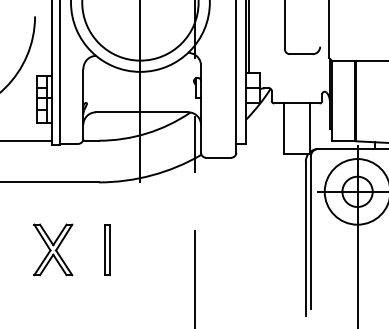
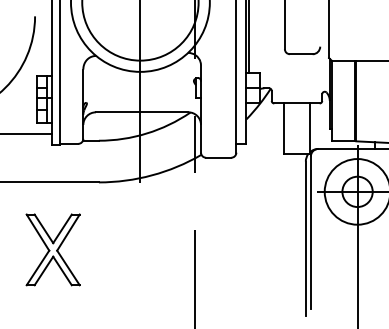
line position: (27, 140) -> (27, 133) (27, 133)
part size: 41x54 px -> 56x74 px (52, 249)
part: present -> none (107, 249)
